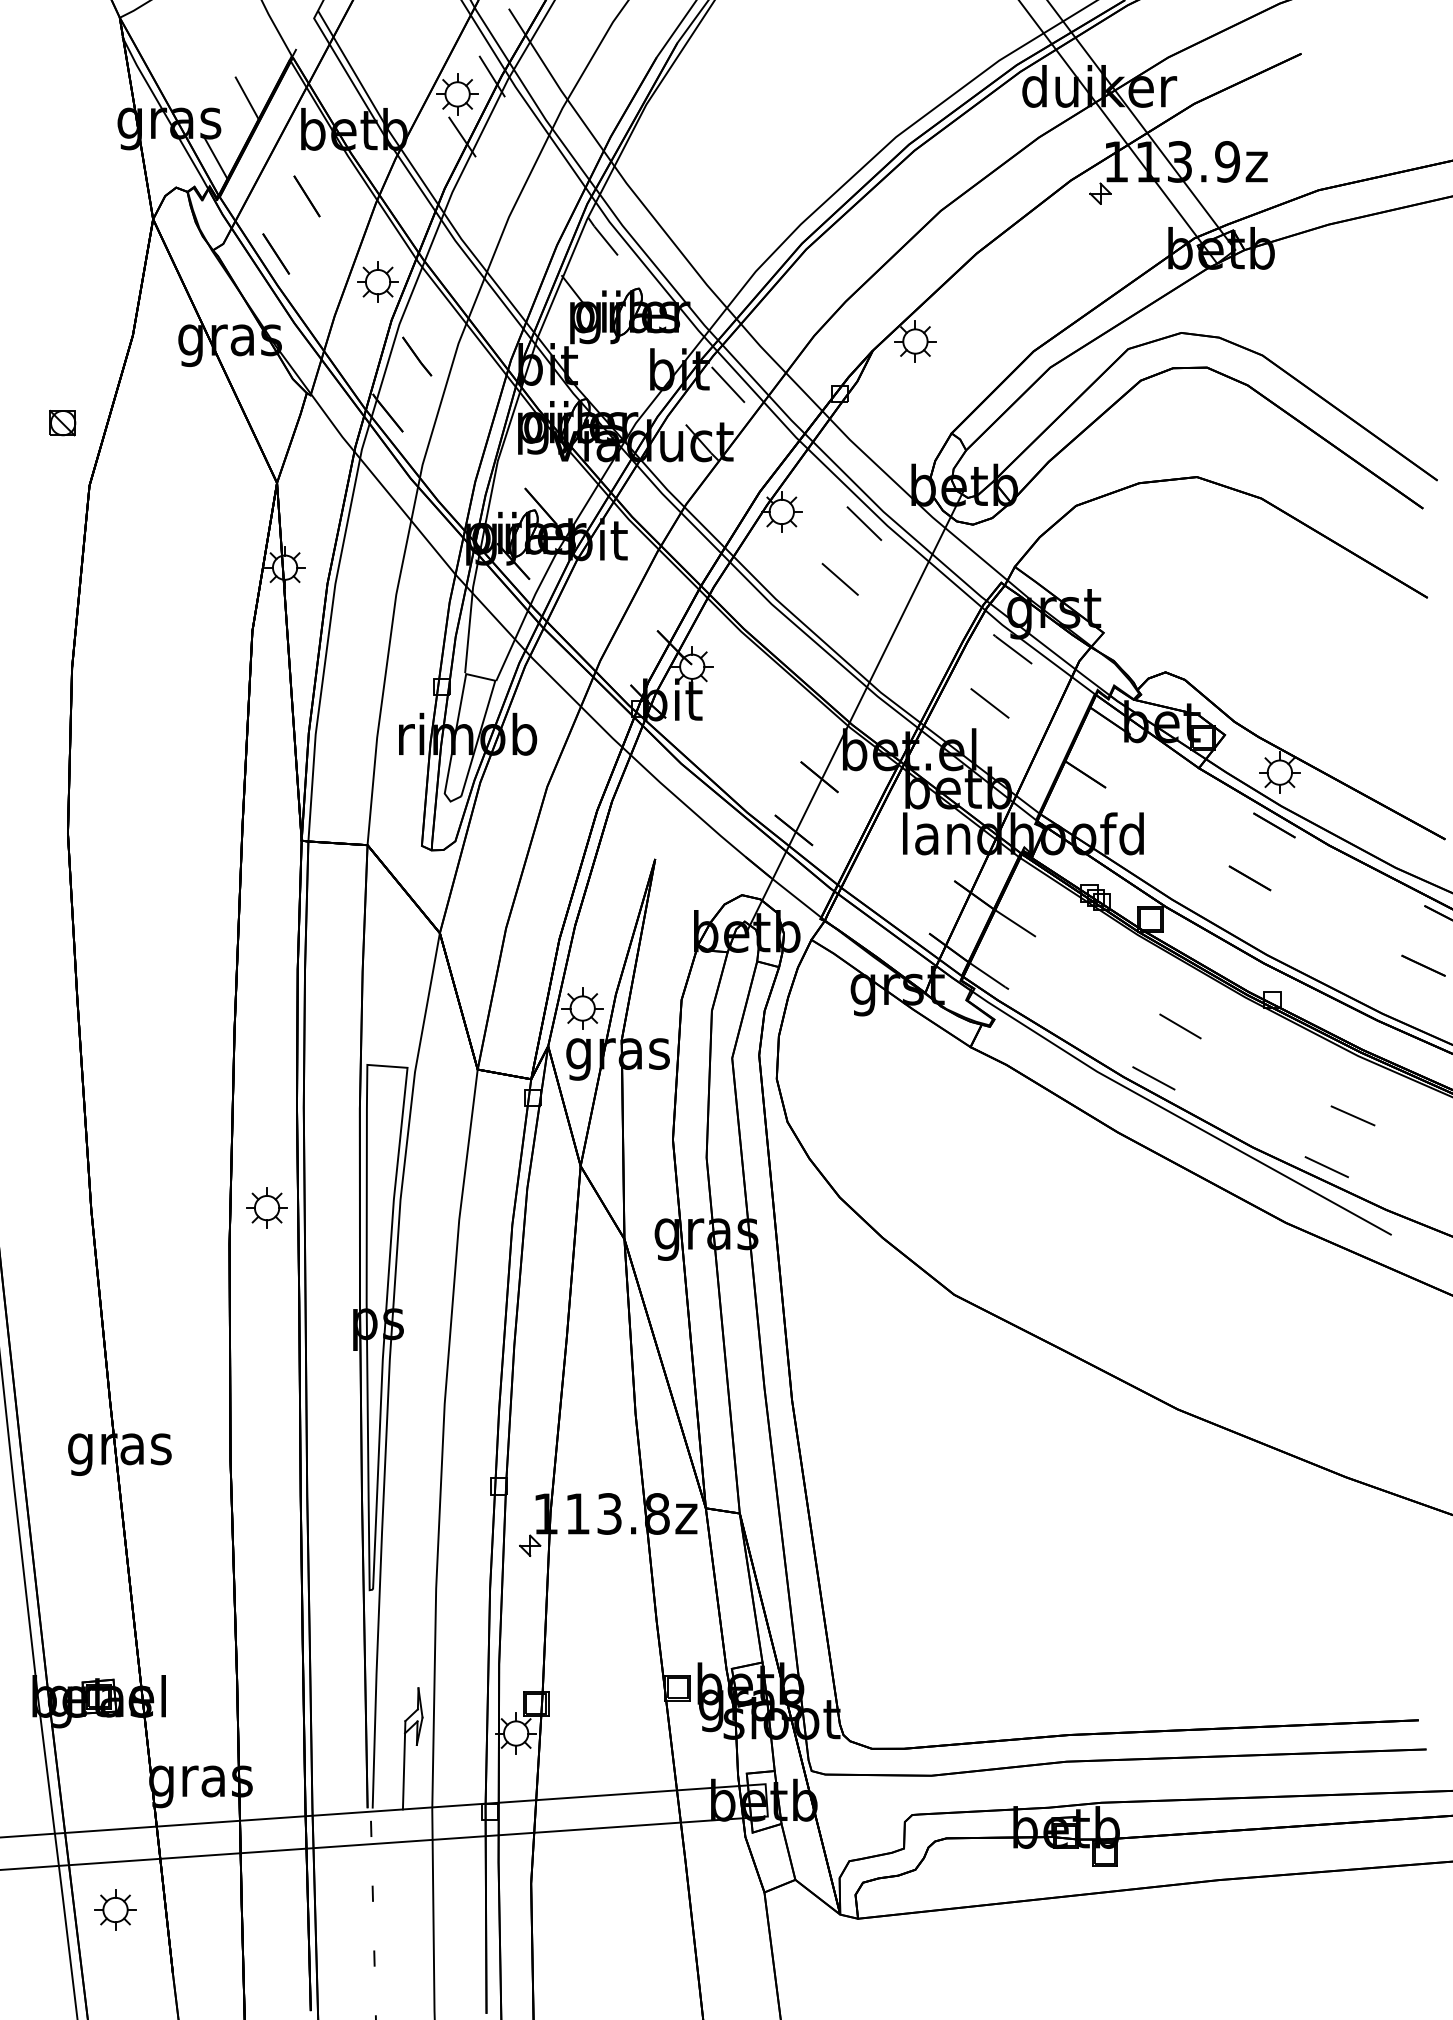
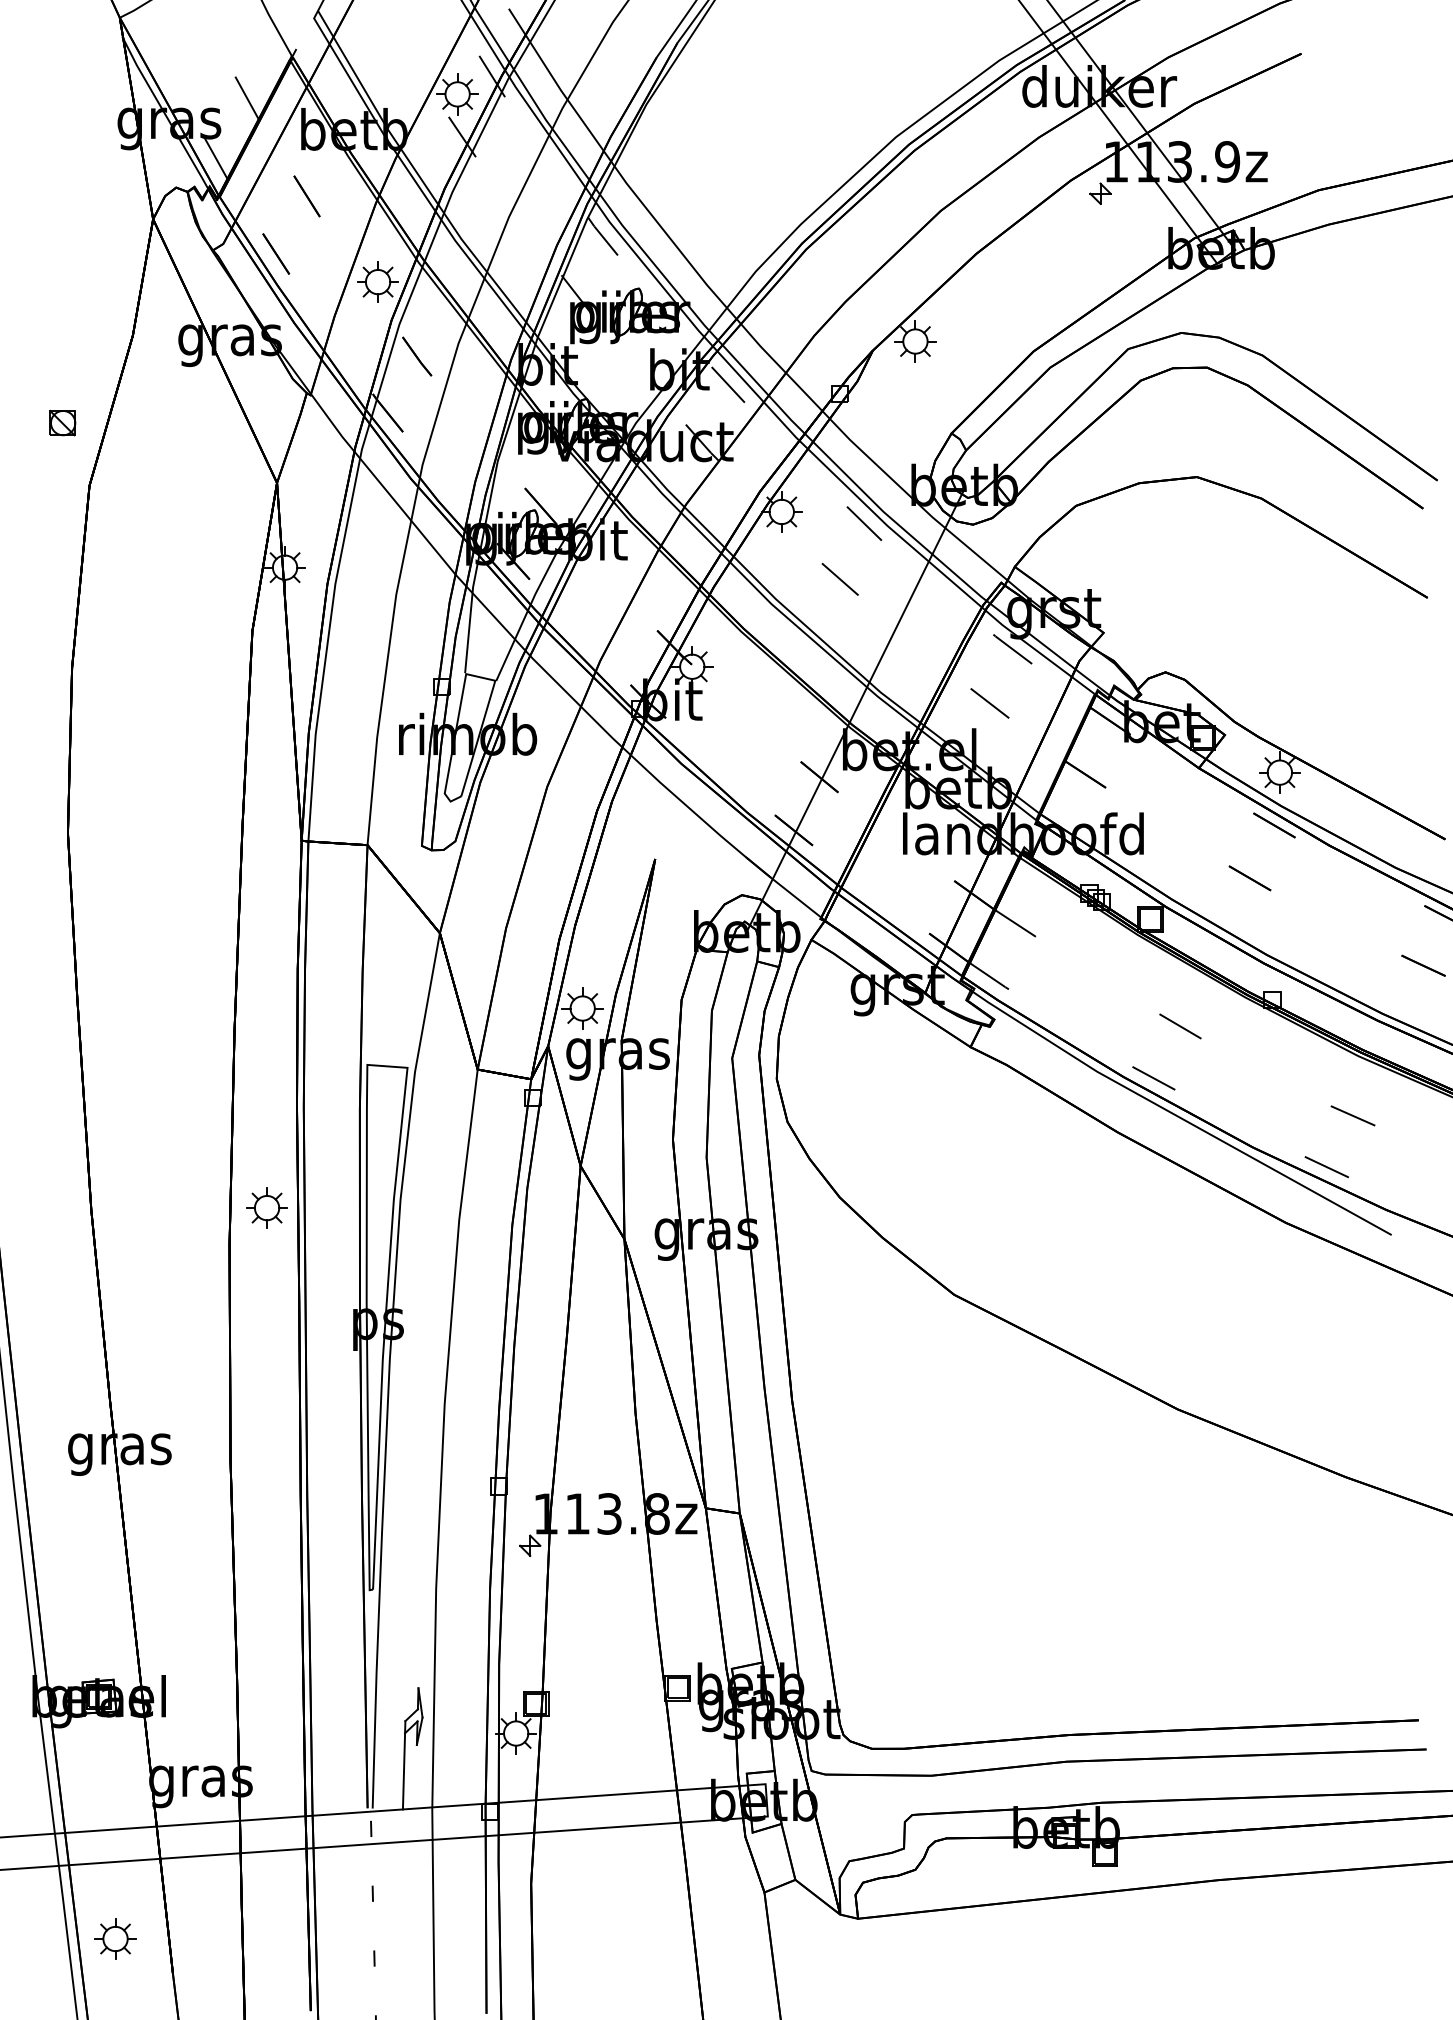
part position: (115, 1909) -> (115, 1938) (115, 1938)
